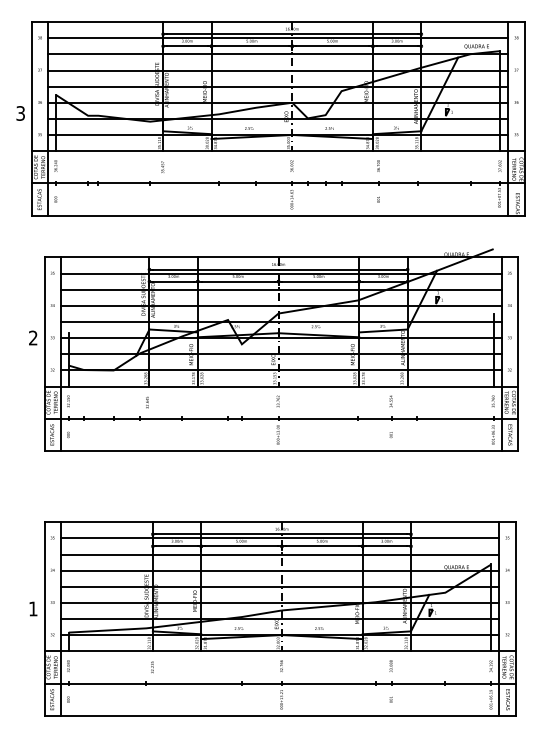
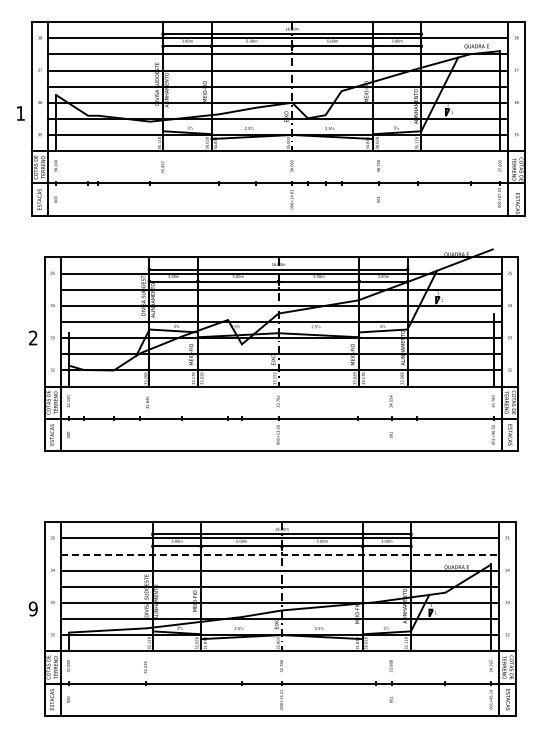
text: 3 -> 1 (20, 113)
line: solid -> dashed (280, 554)
text: 1 -> 9 (32, 608)
text position: (152, 667) -> (145, 667) (145, 667)
